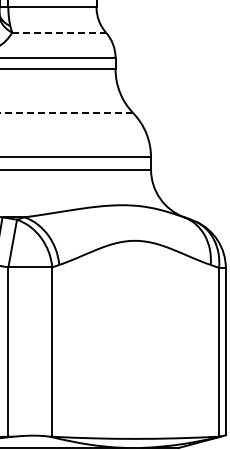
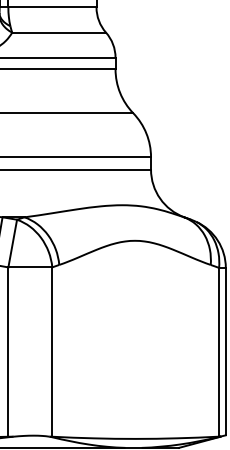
line: dashed -> solid (59, 32)
line: dashed -> solid (66, 113)
